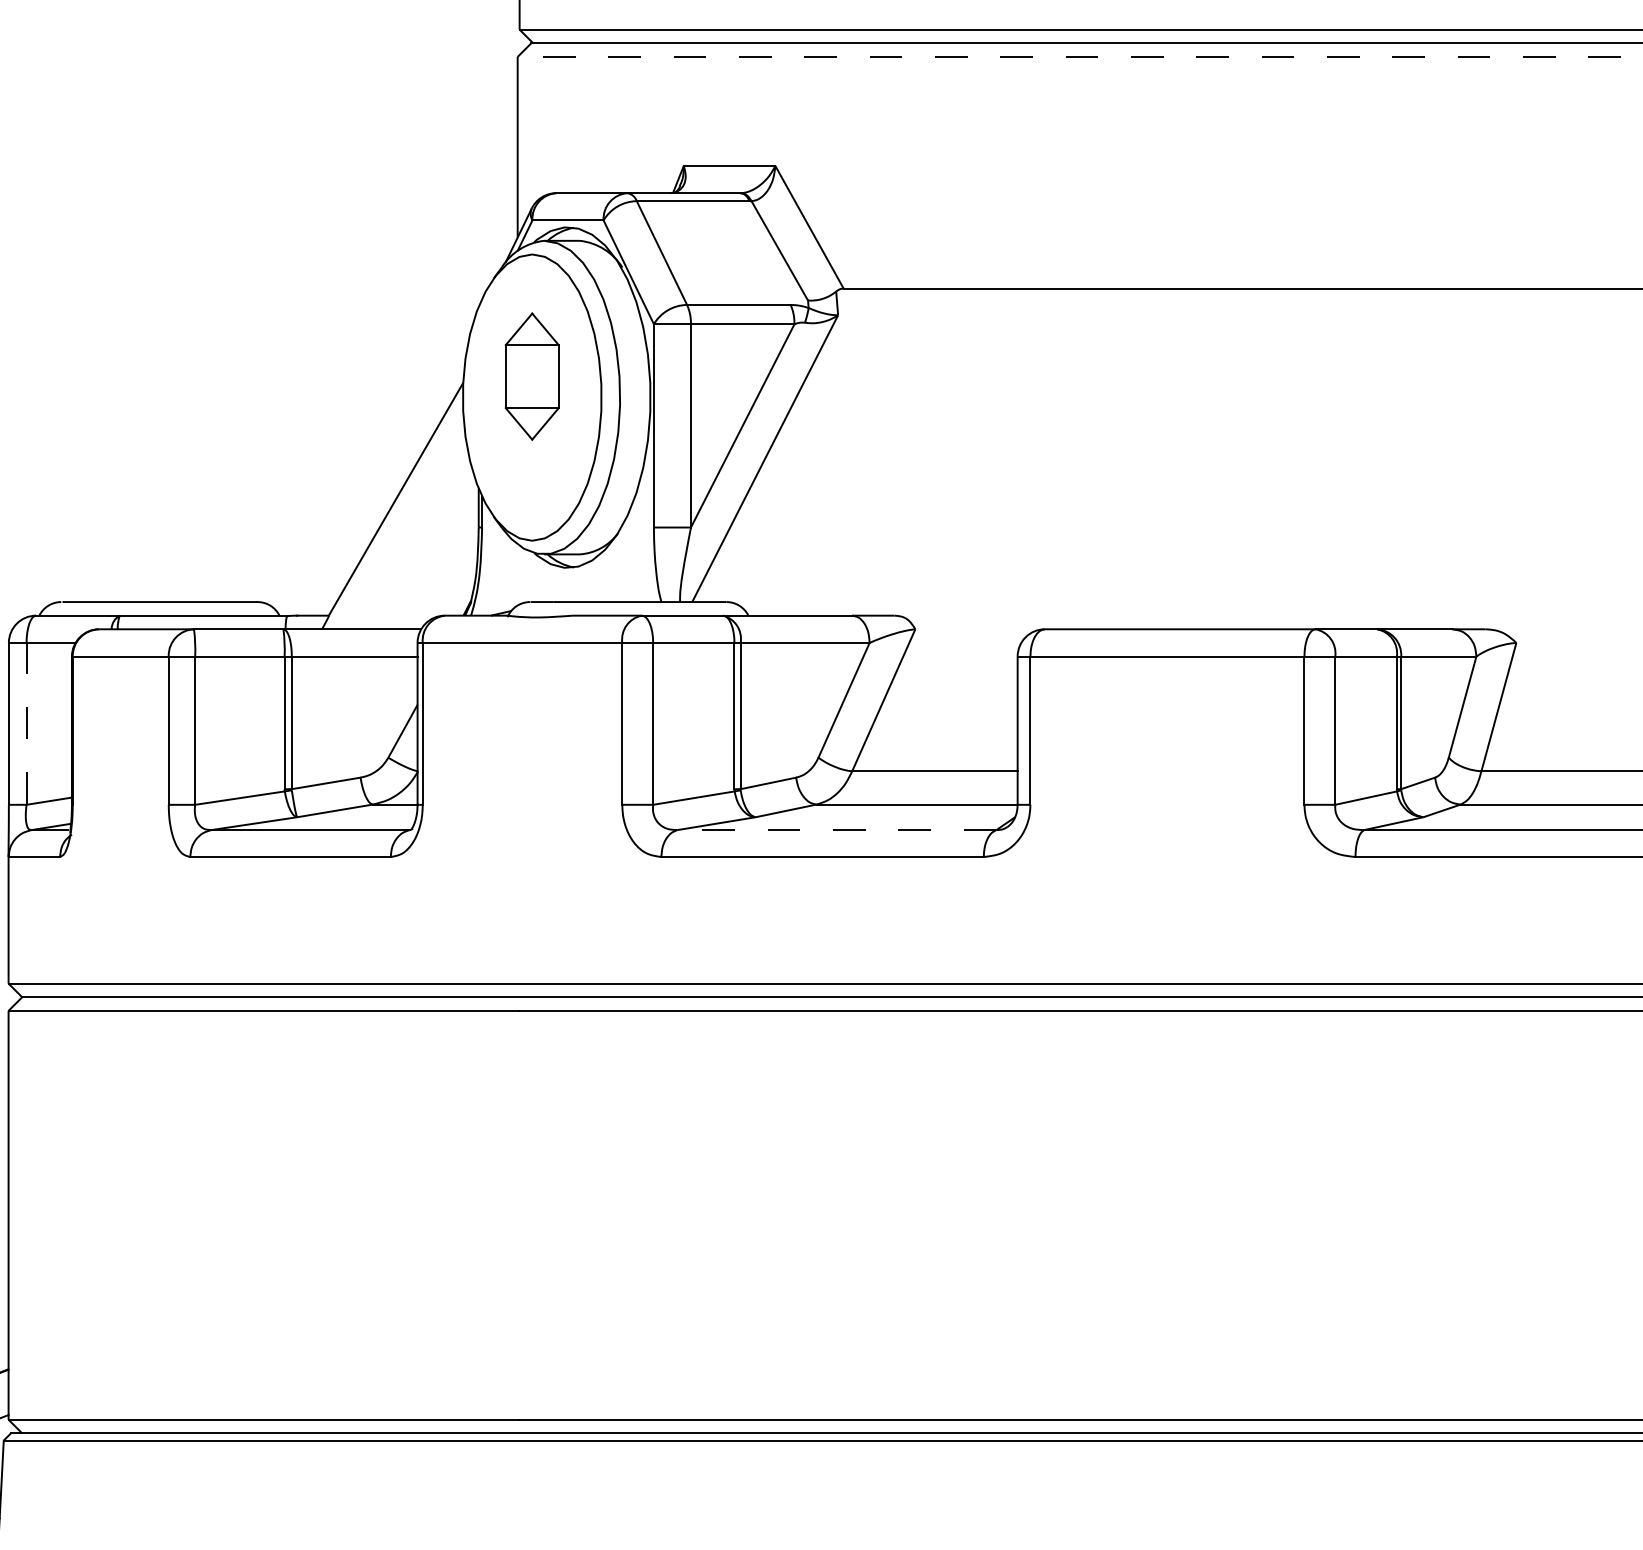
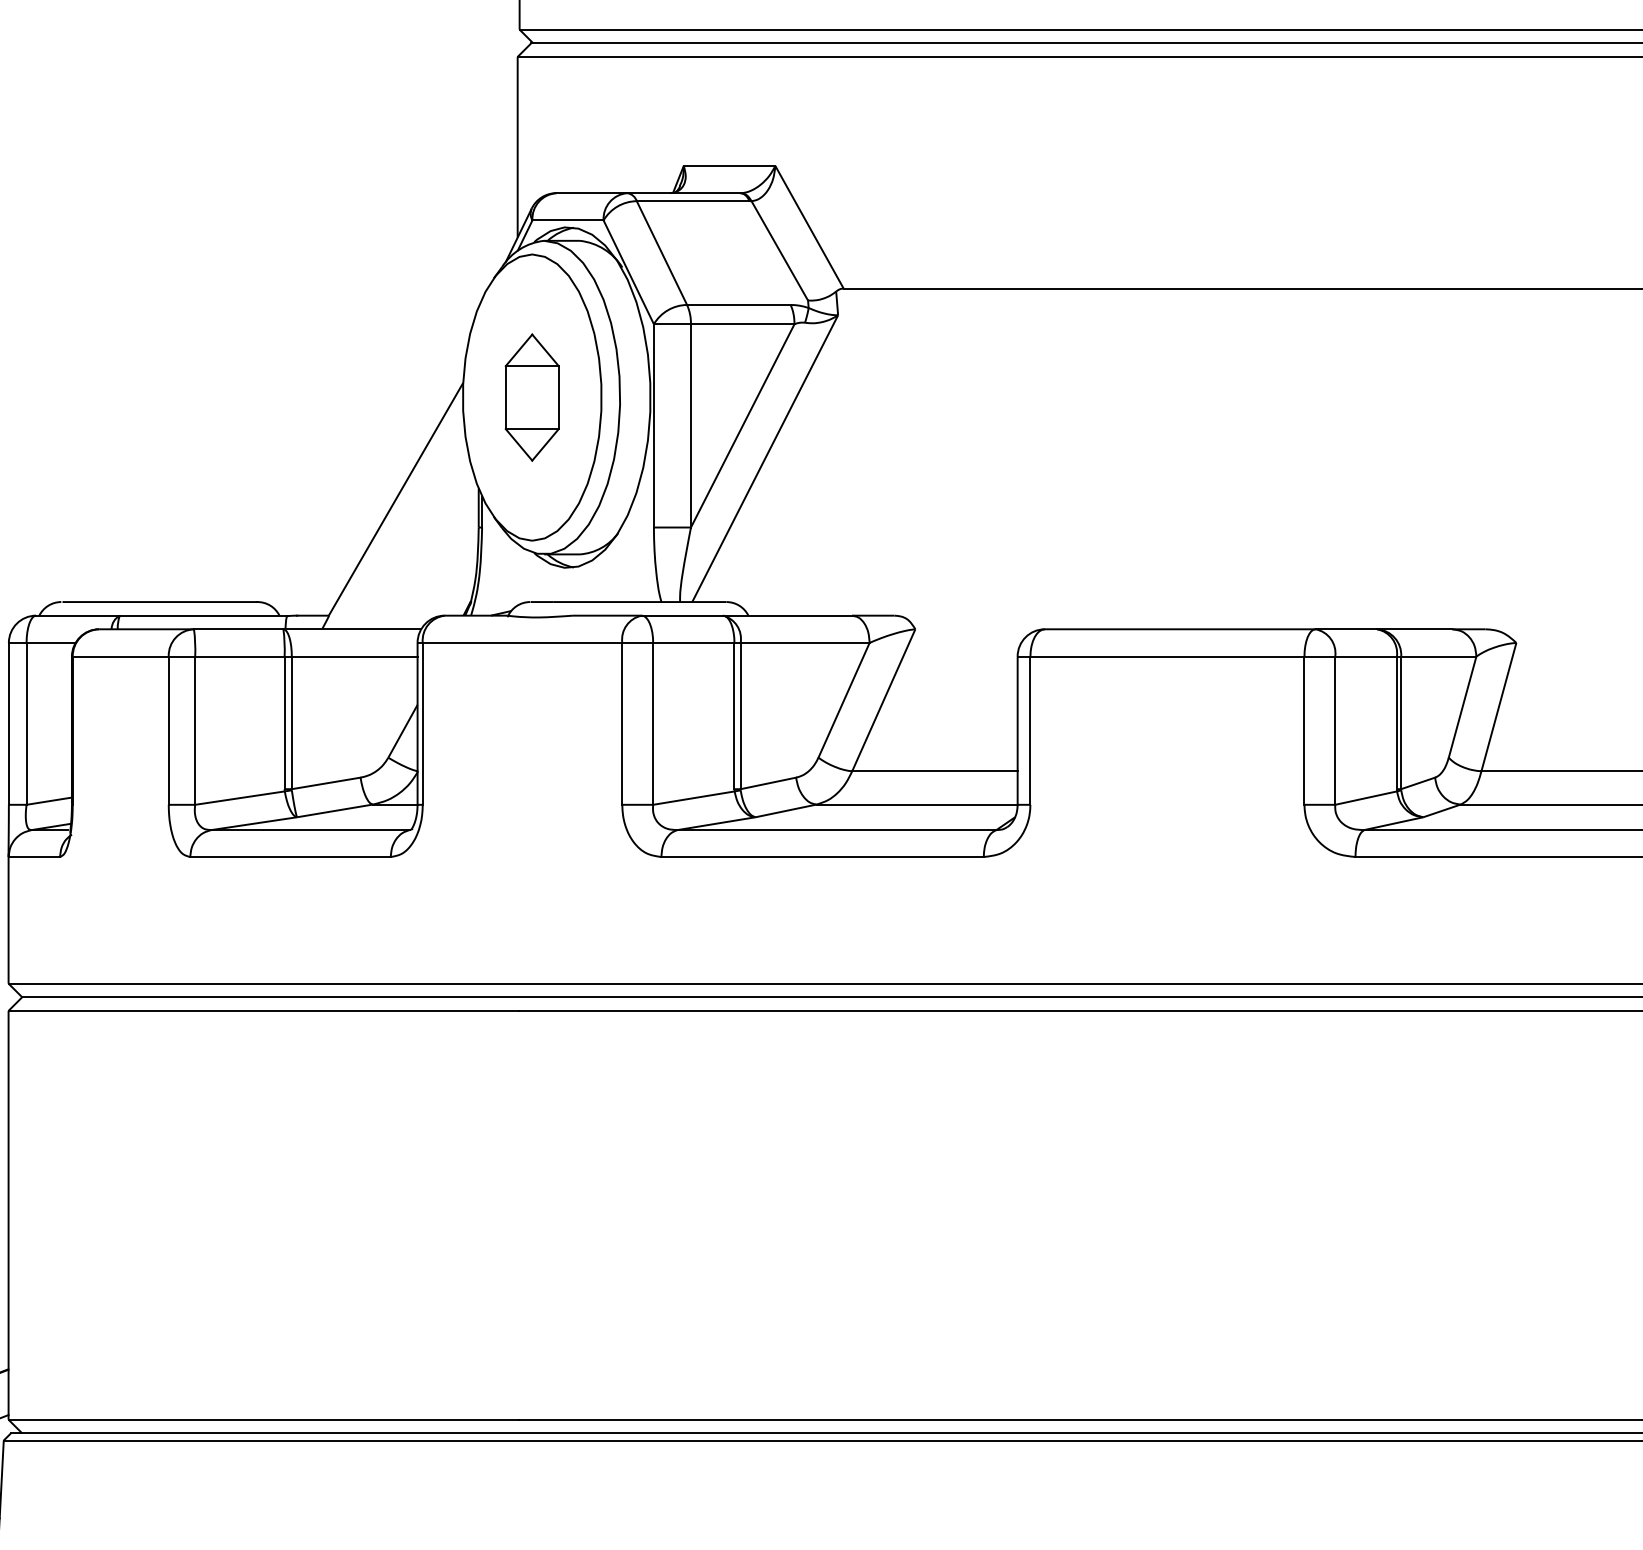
line: dashed -> solid (1079, 56)
part position: (531, 376) -> (531, 397) (531, 397)
line: dashed -> solid (26, 723)
line: dashed -> solid (836, 830)
